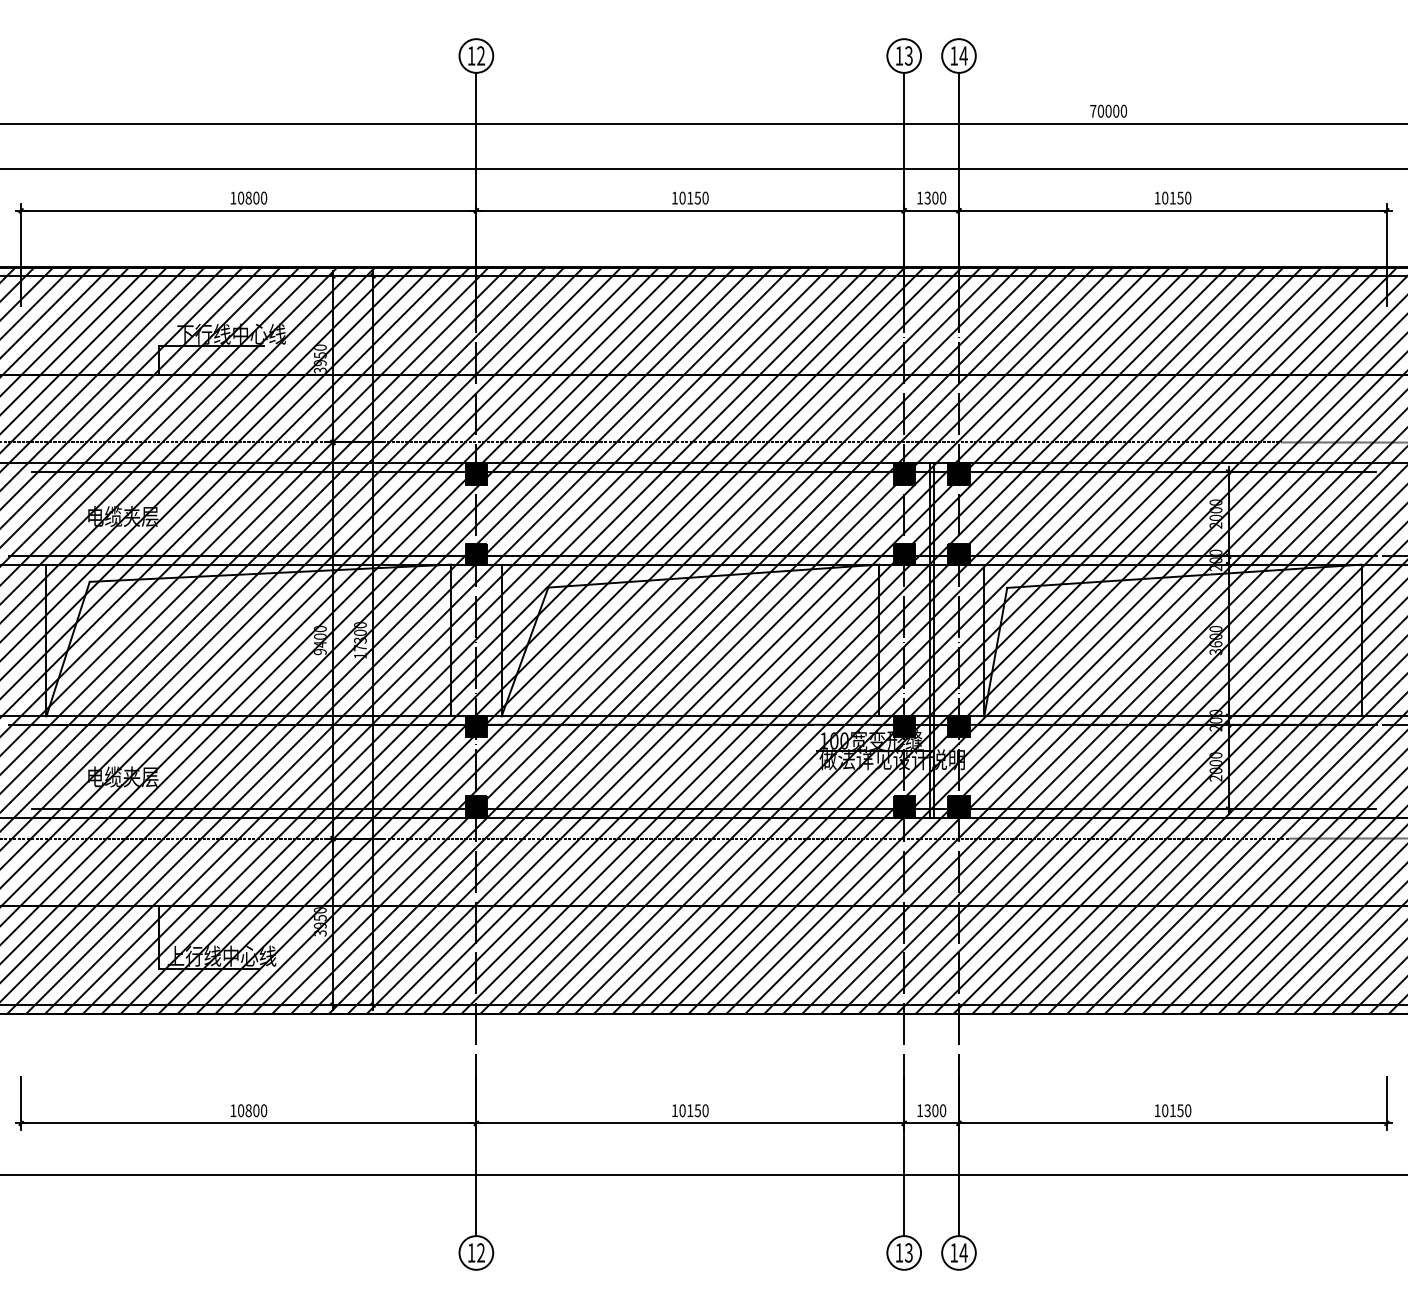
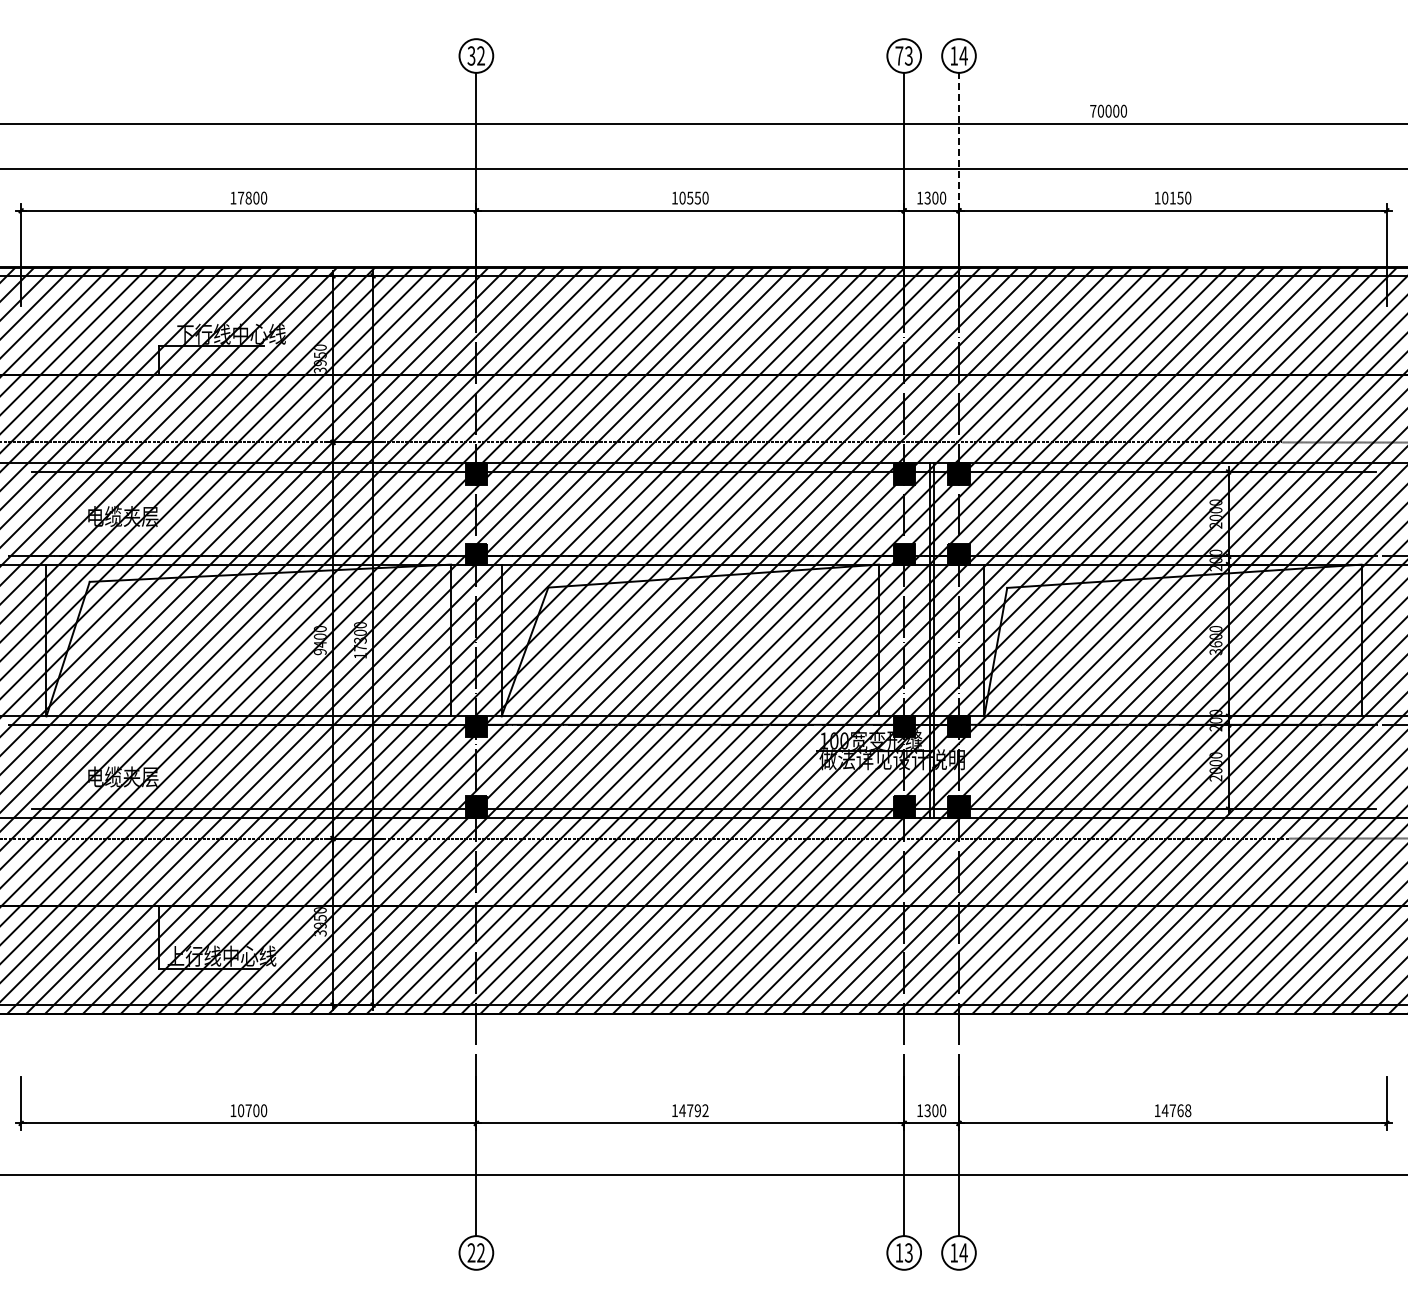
text: 12 -> 32 (471, 55)
text: 13 -> 73 (899, 55)
line: solid -> dashed (959, 141)
text: 10800 -> 17800 (241, 197)
text: 10150 -> 10550 (690, 197)
text: 10800 -> 10700 (248, 1110)
text: 10150 -> 14792 (693, 1110)
text: 10150 -> 14768 (1176, 1110)
text: 12 -> 22 (471, 1252)
